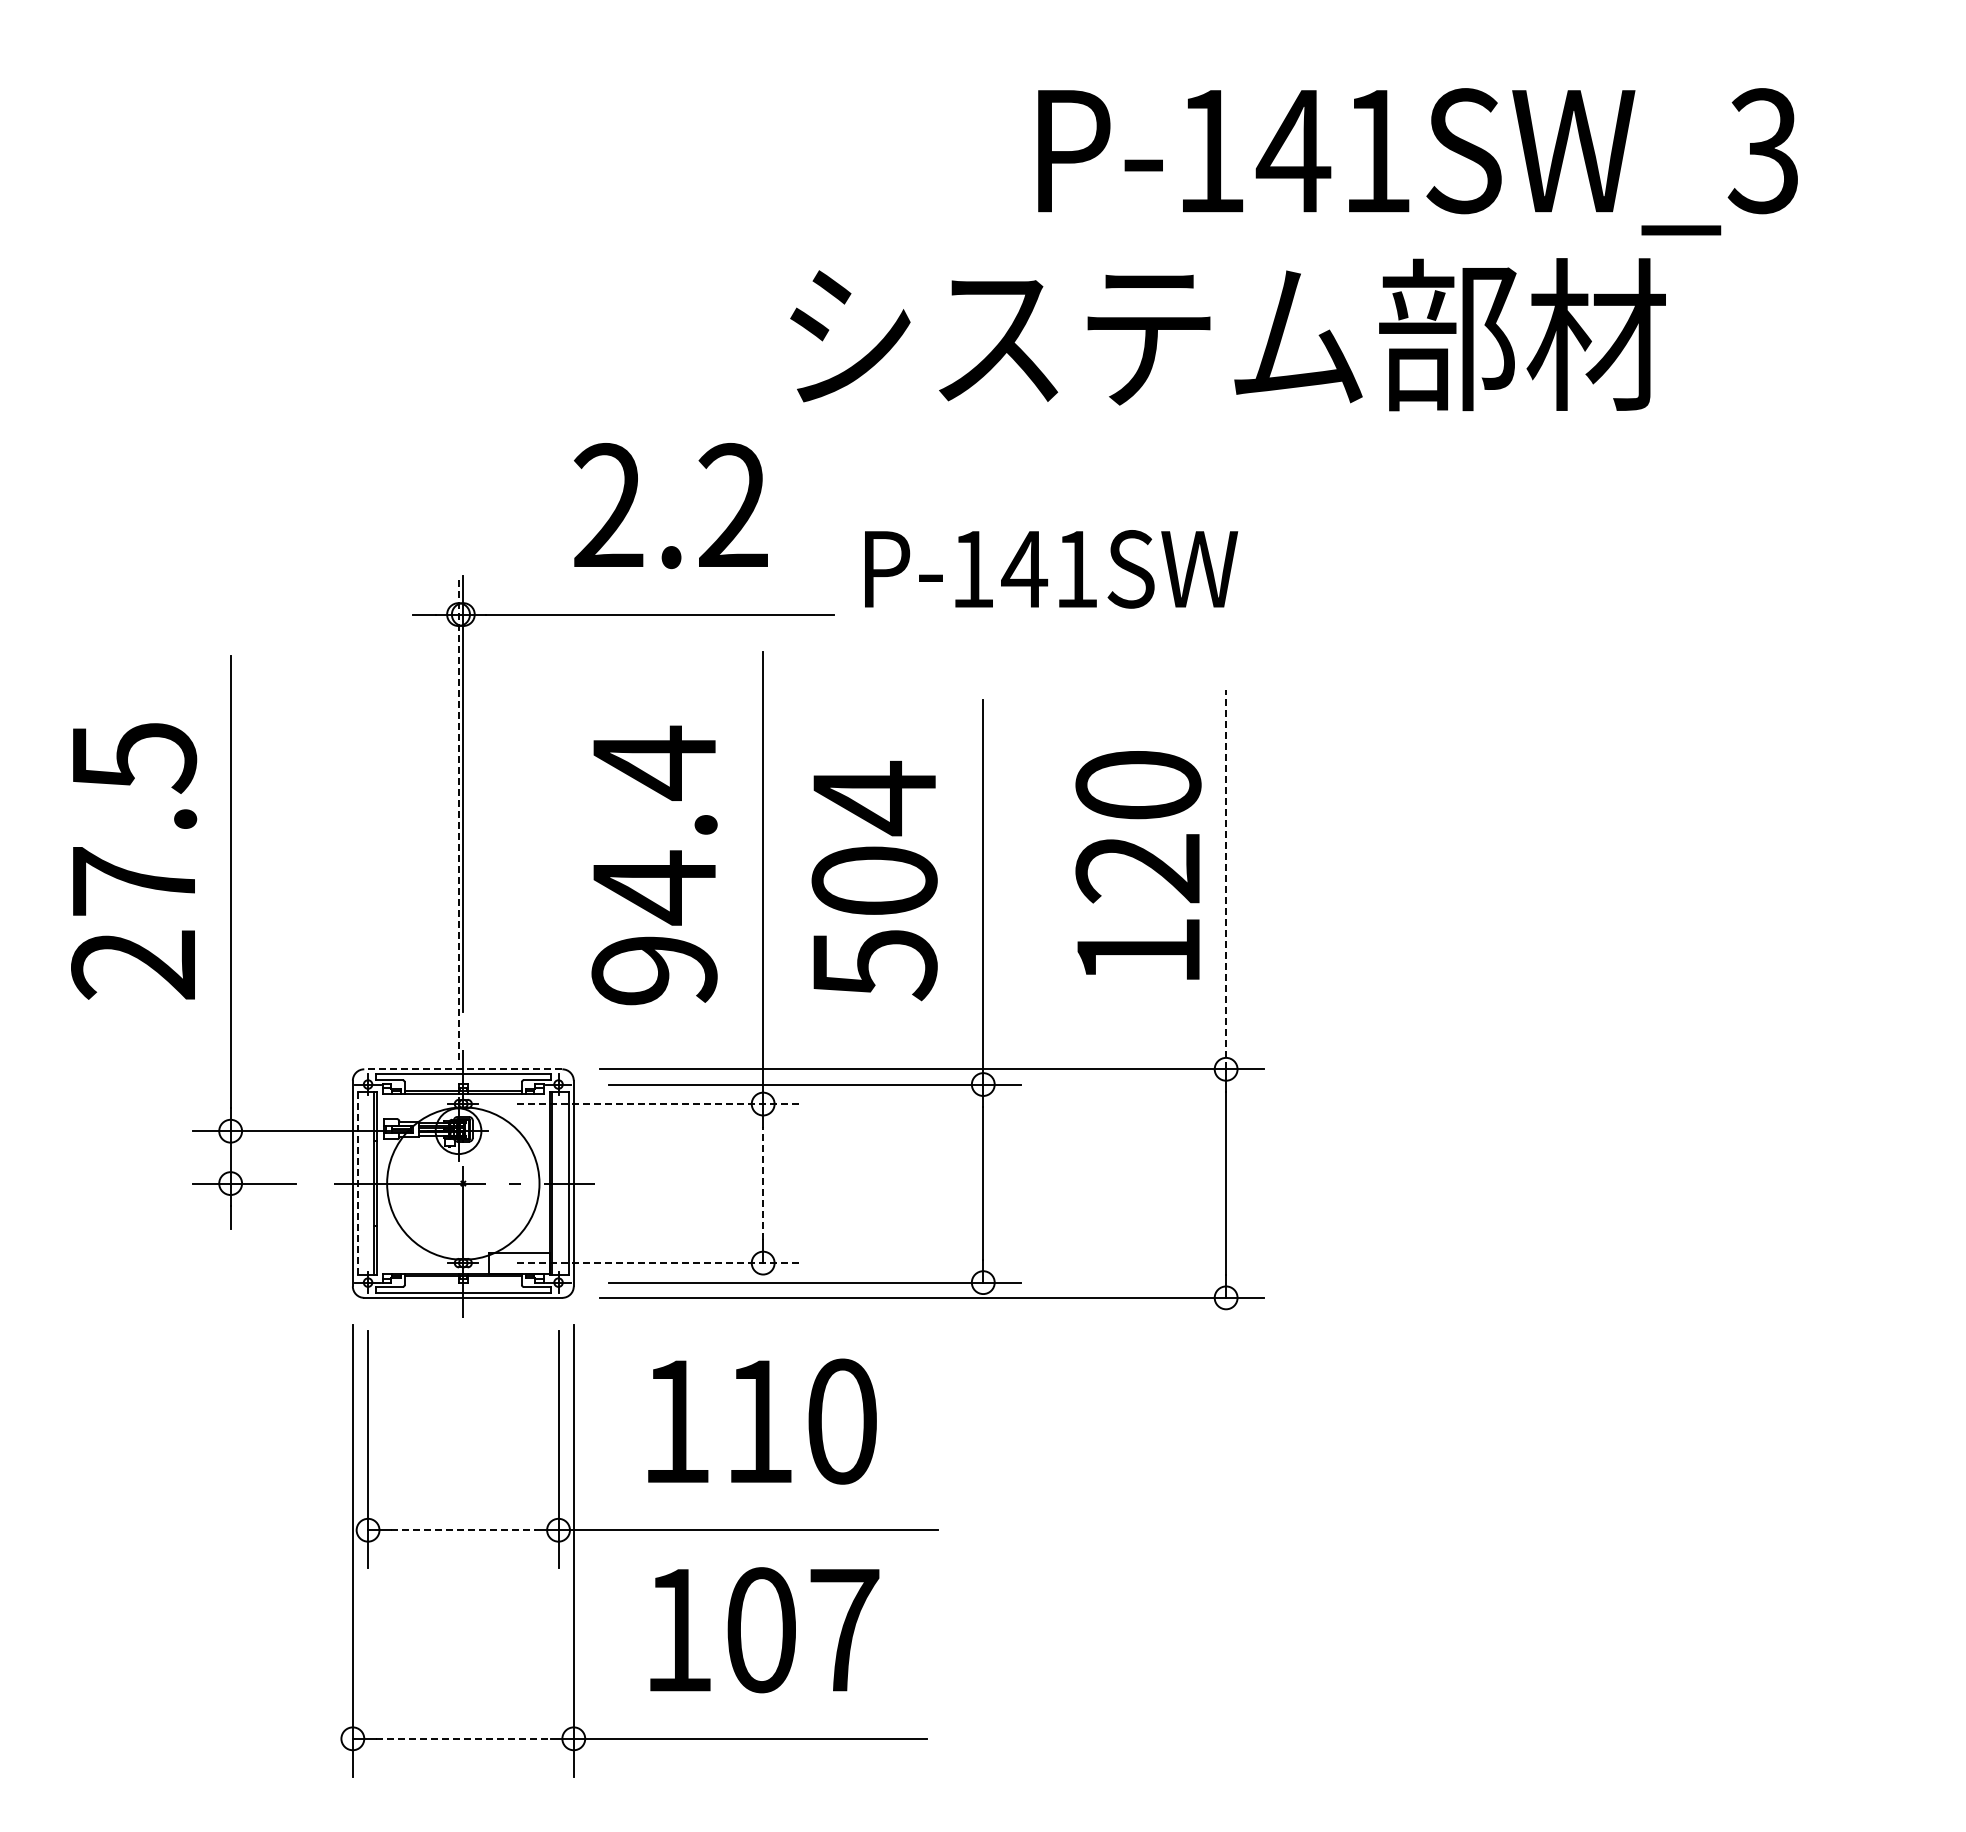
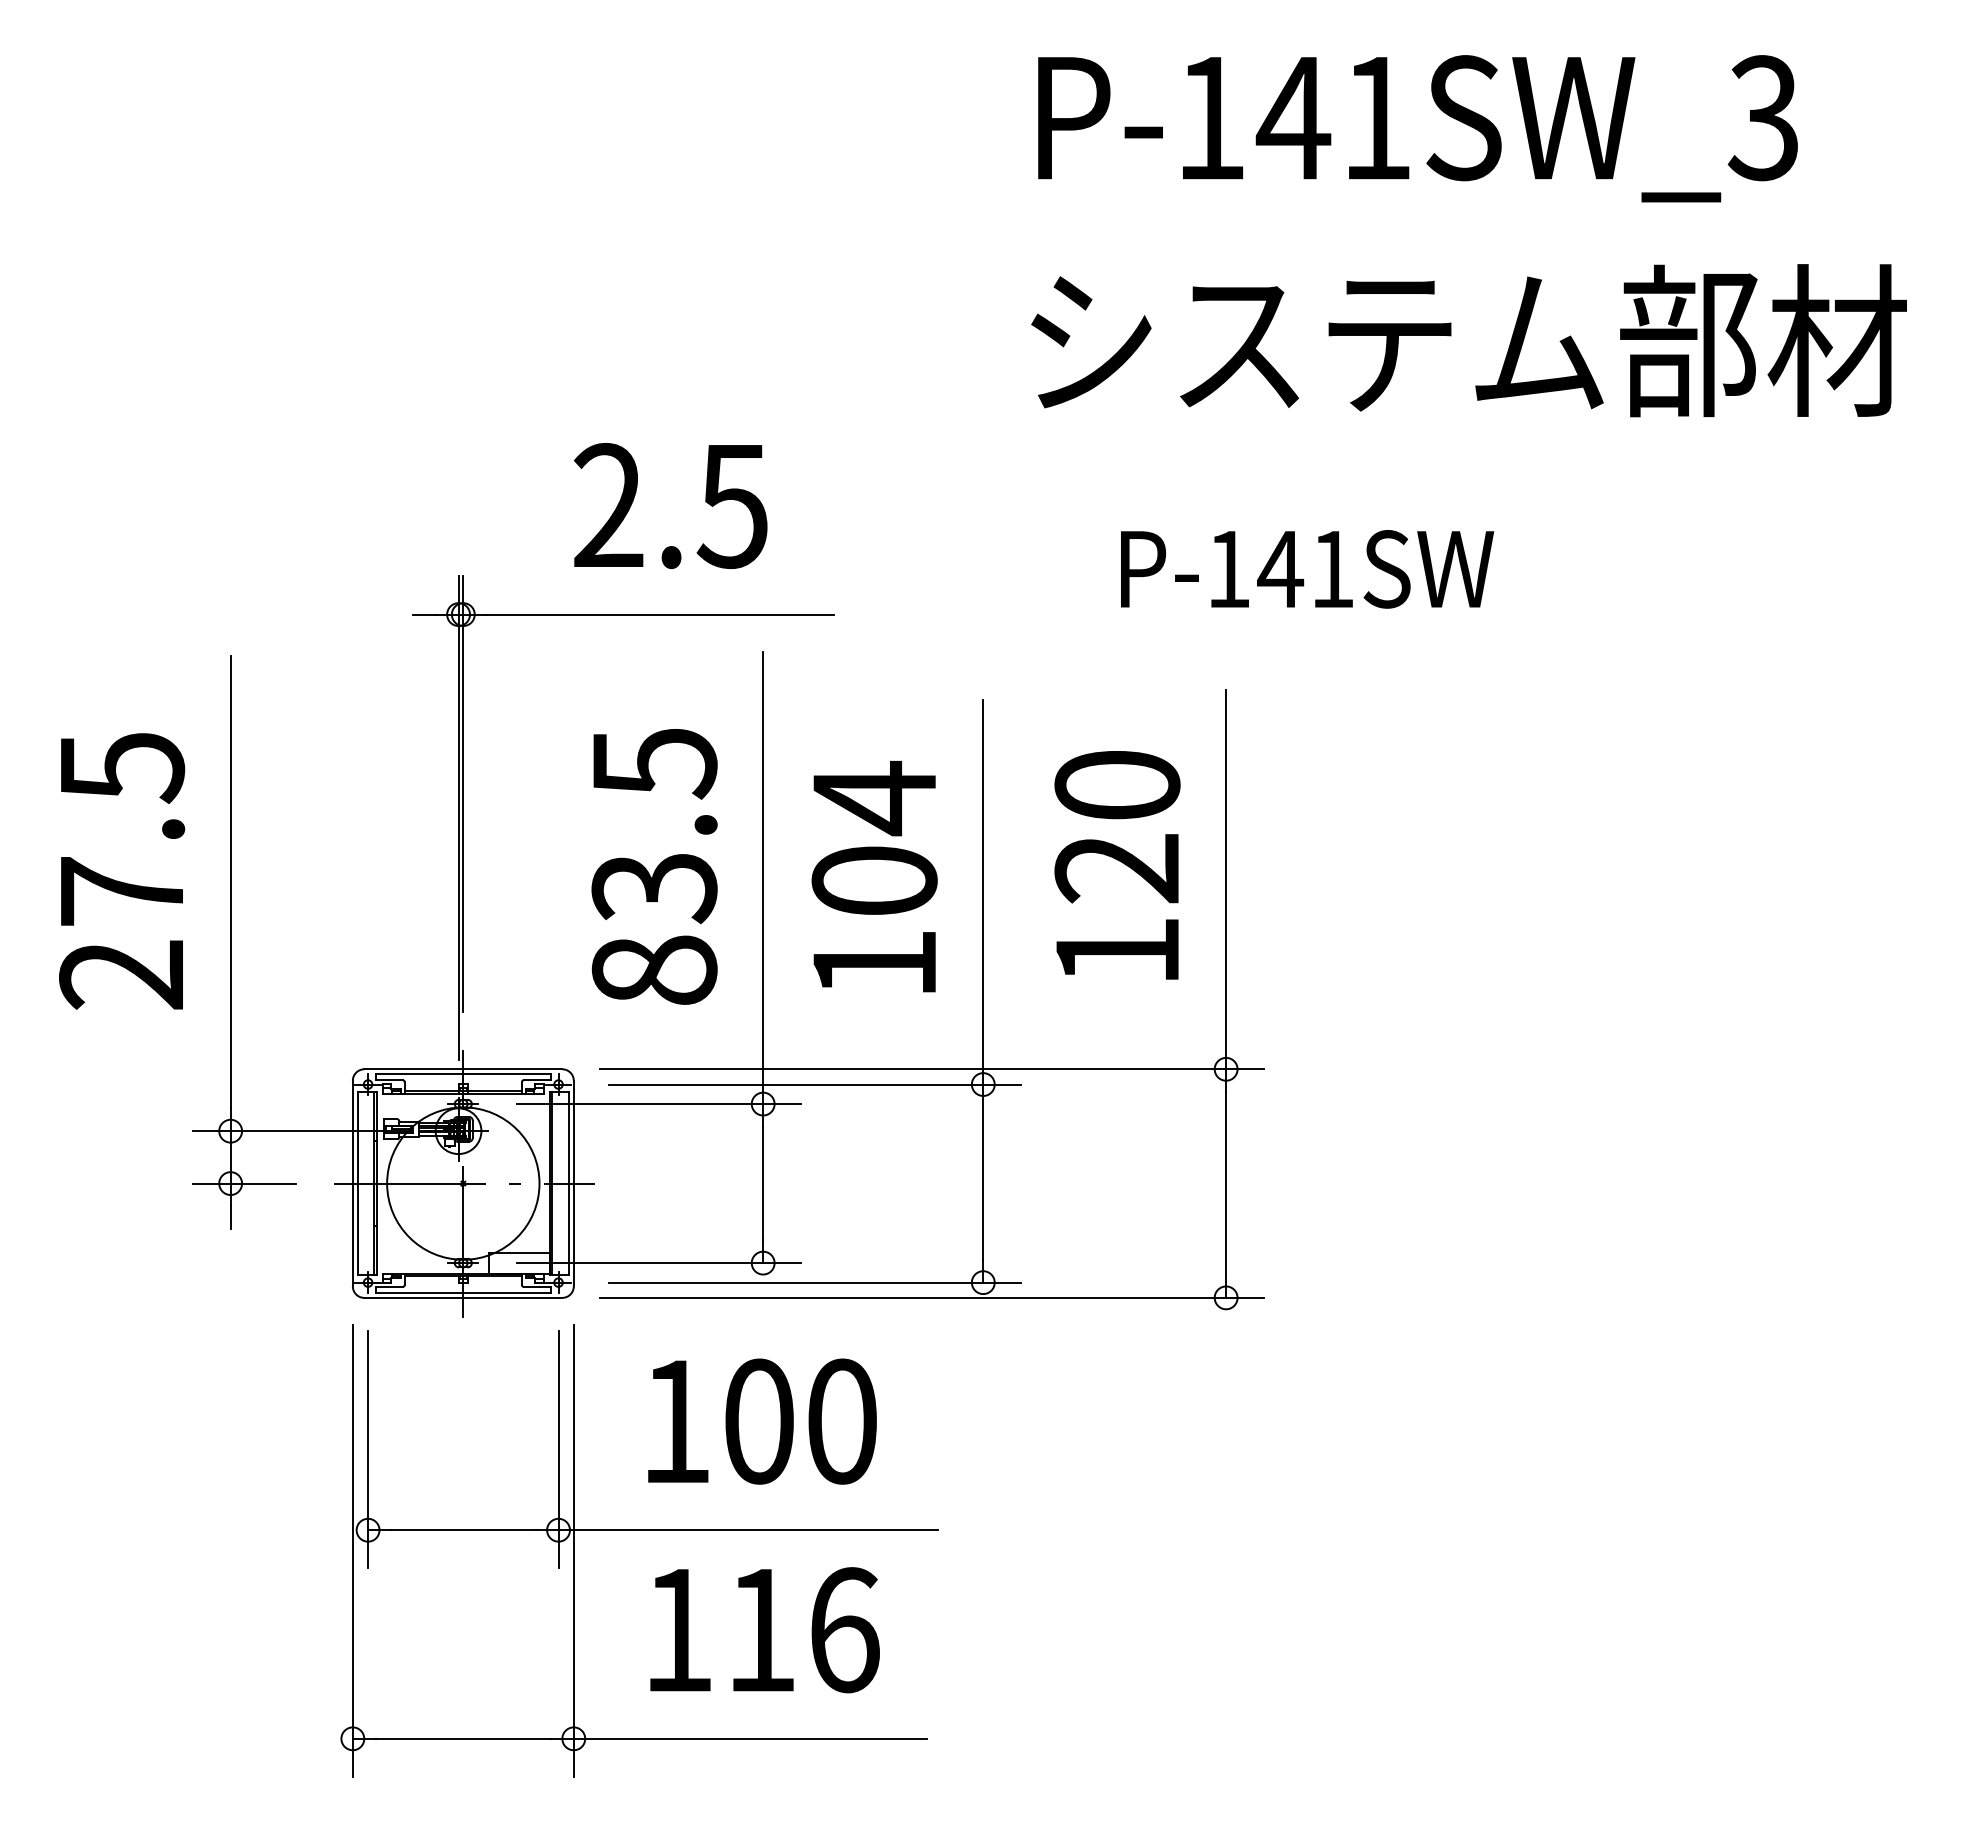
text position: (1417, 161) -> (1417, 128) (1417, 128)
text position: (1227, 334) -> (1468, 340) (1468, 340)
text: 2.2 -> 2.5 (731, 506)
text position: (1051, 569) -> (1307, 569) (1307, 569)
line: dashed -> solid (458, 818)
text position: (134, 861) -> (122, 871) (122, 871)
text: 94.4 -> 83.5 (654, 865)
text position: (1138, 865) -> (1117, 865) (1117, 865)
line: dashed -> solid (1226, 879)
text: 504 -> 104 (875, 965)
line: dashed -> solid (462, 1069)
line: dashed -> solid (659, 1104)
line: dashed -> solid (357, 1183)
line: dashed -> solid (763, 1183)
line: dashed -> solid (659, 1263)
text: 110 -> 100 (759, 1421)
line: dashed -> solid (463, 1530)
text: 107 -> 116 (803, 1630)
line: dashed -> solid (463, 1738)
